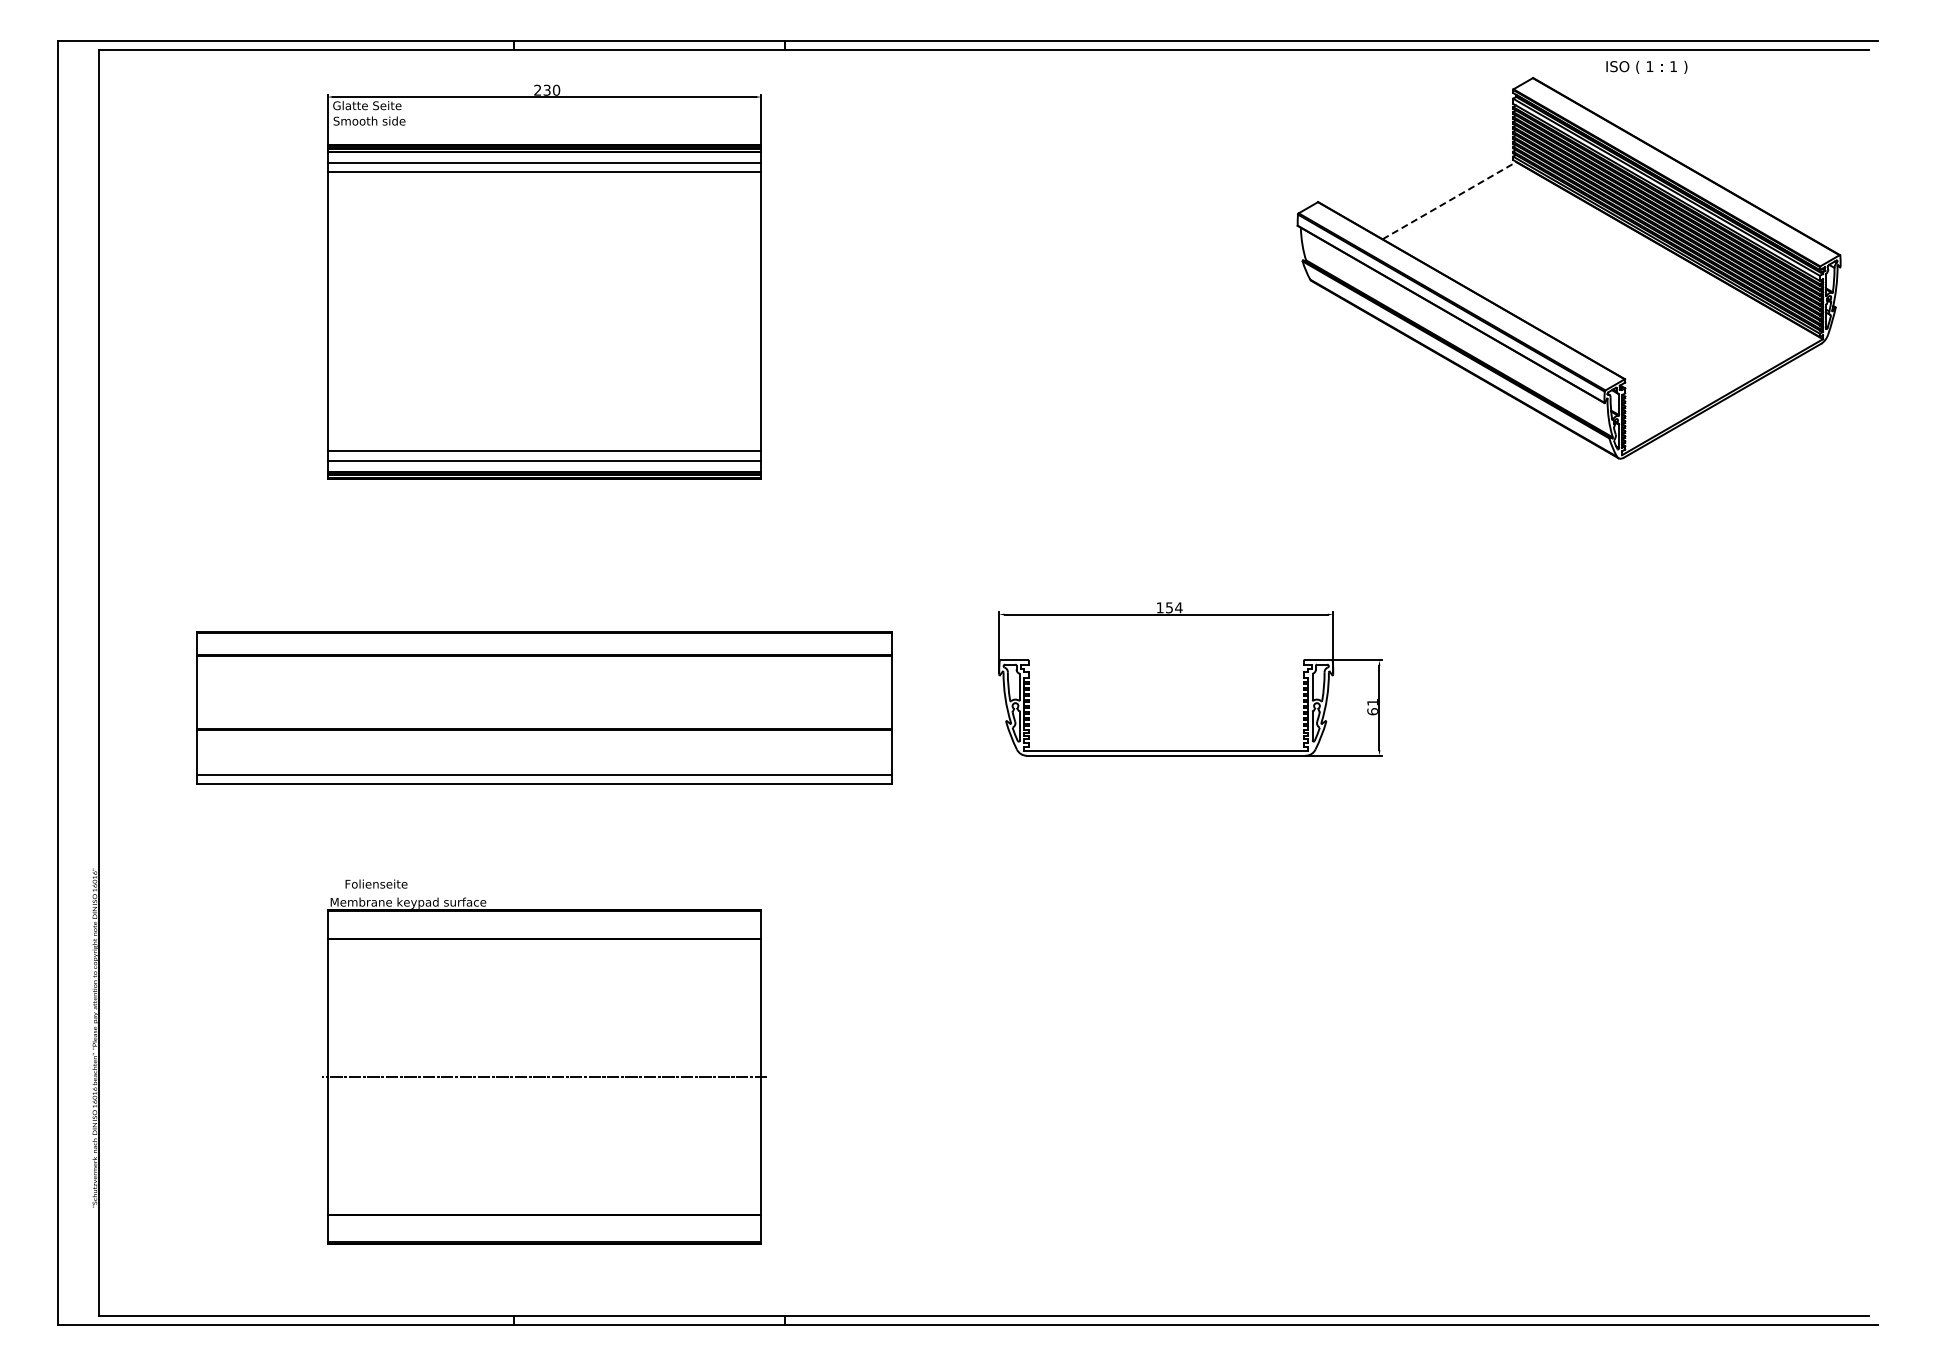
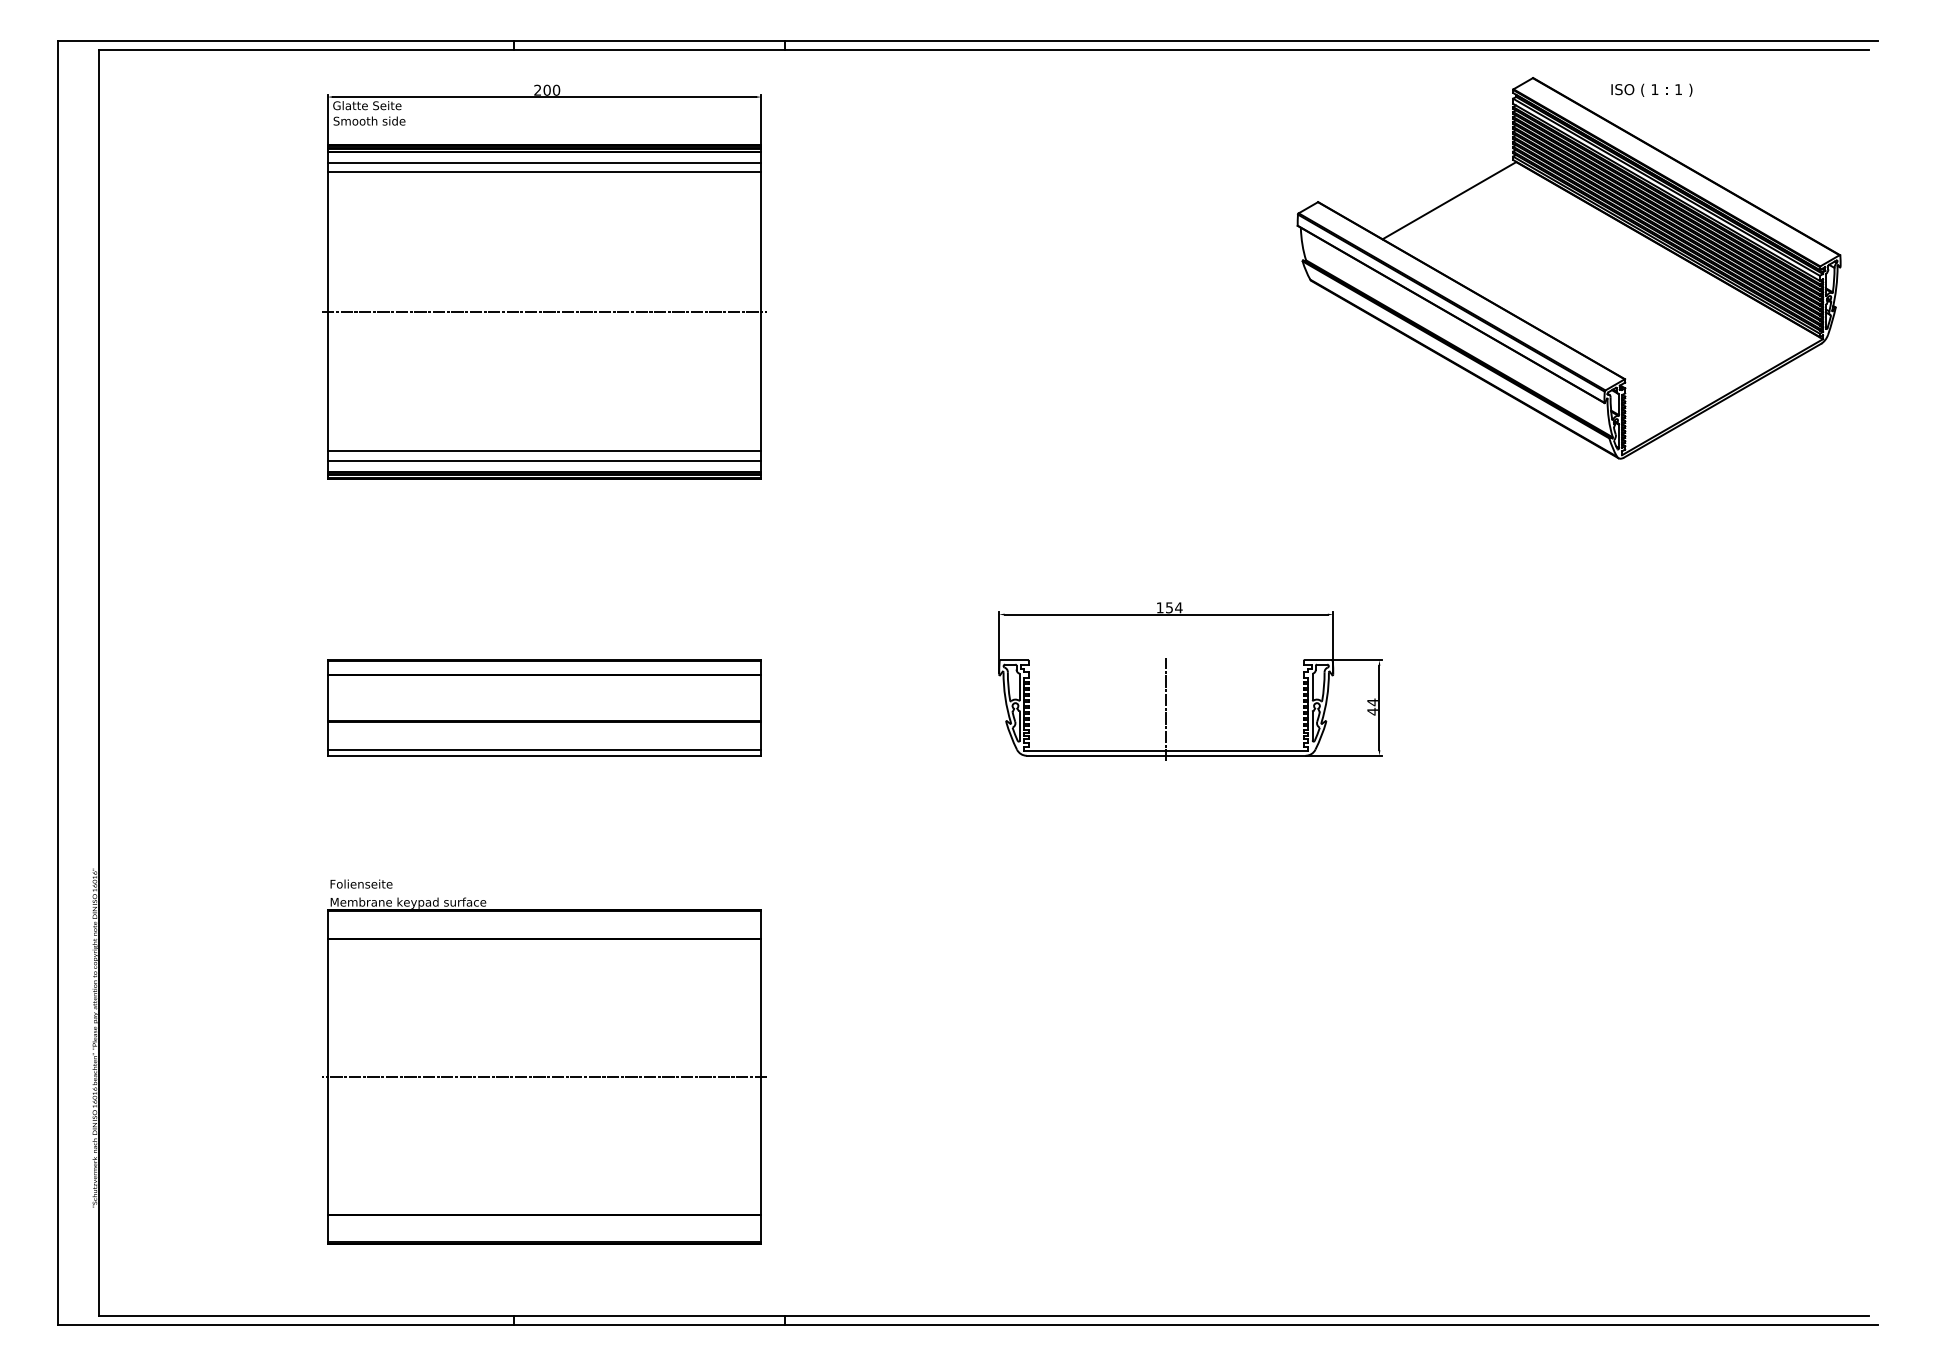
text position: (1646, 66) -> (1651, 89) (1651, 89)
text: 230 -> 200 (546, 89)
line: dashed -> solid (1449, 200)
line: none -> present (544, 311)
text: 61 -> 44 (1372, 706)
part size: 697x154 px -> 435x98 px (544, 707)
line: none -> present (1166, 709)
text position: (376, 883) -> (361, 883) (361, 883)
